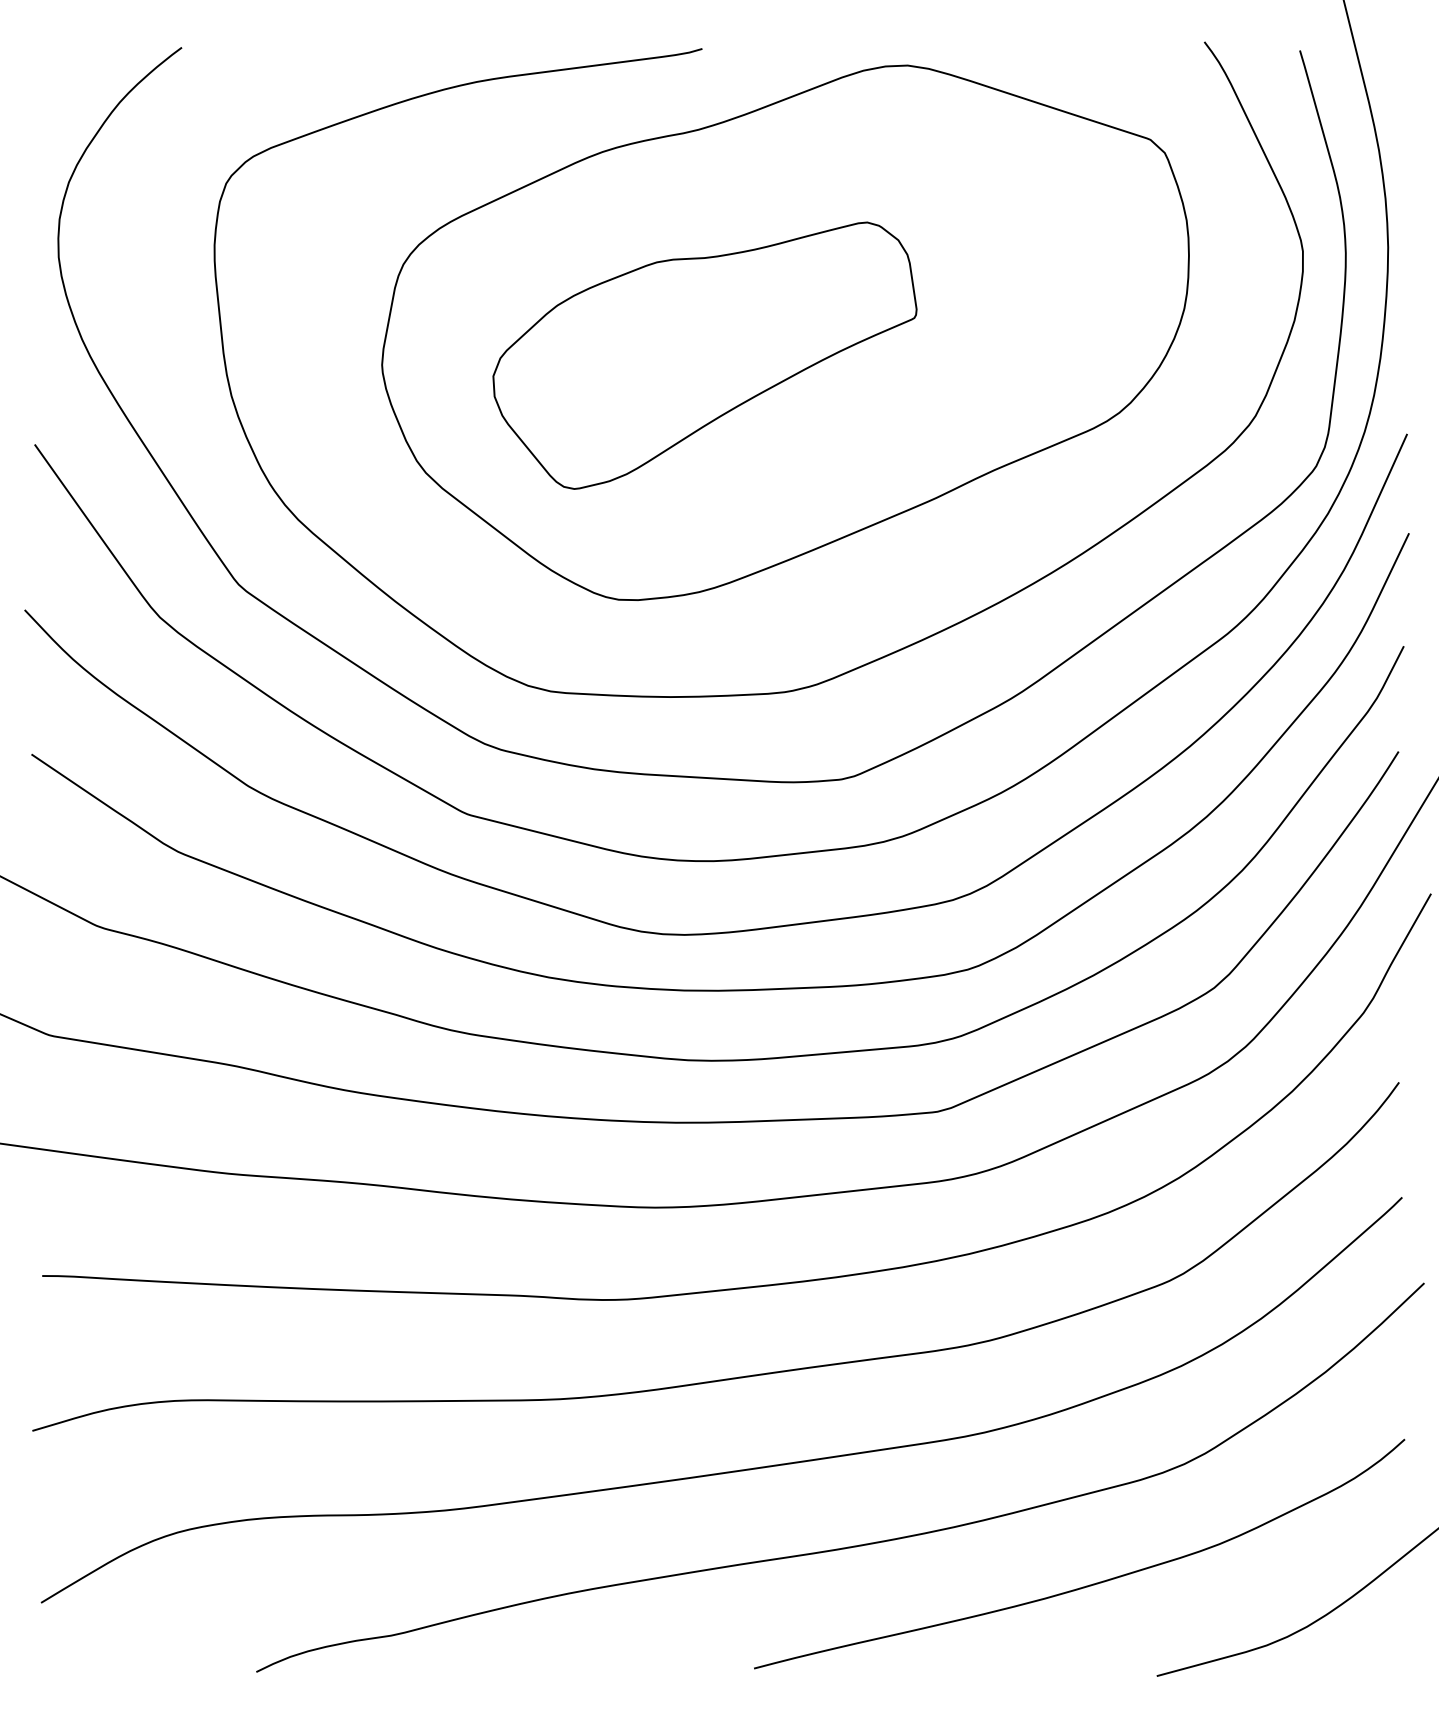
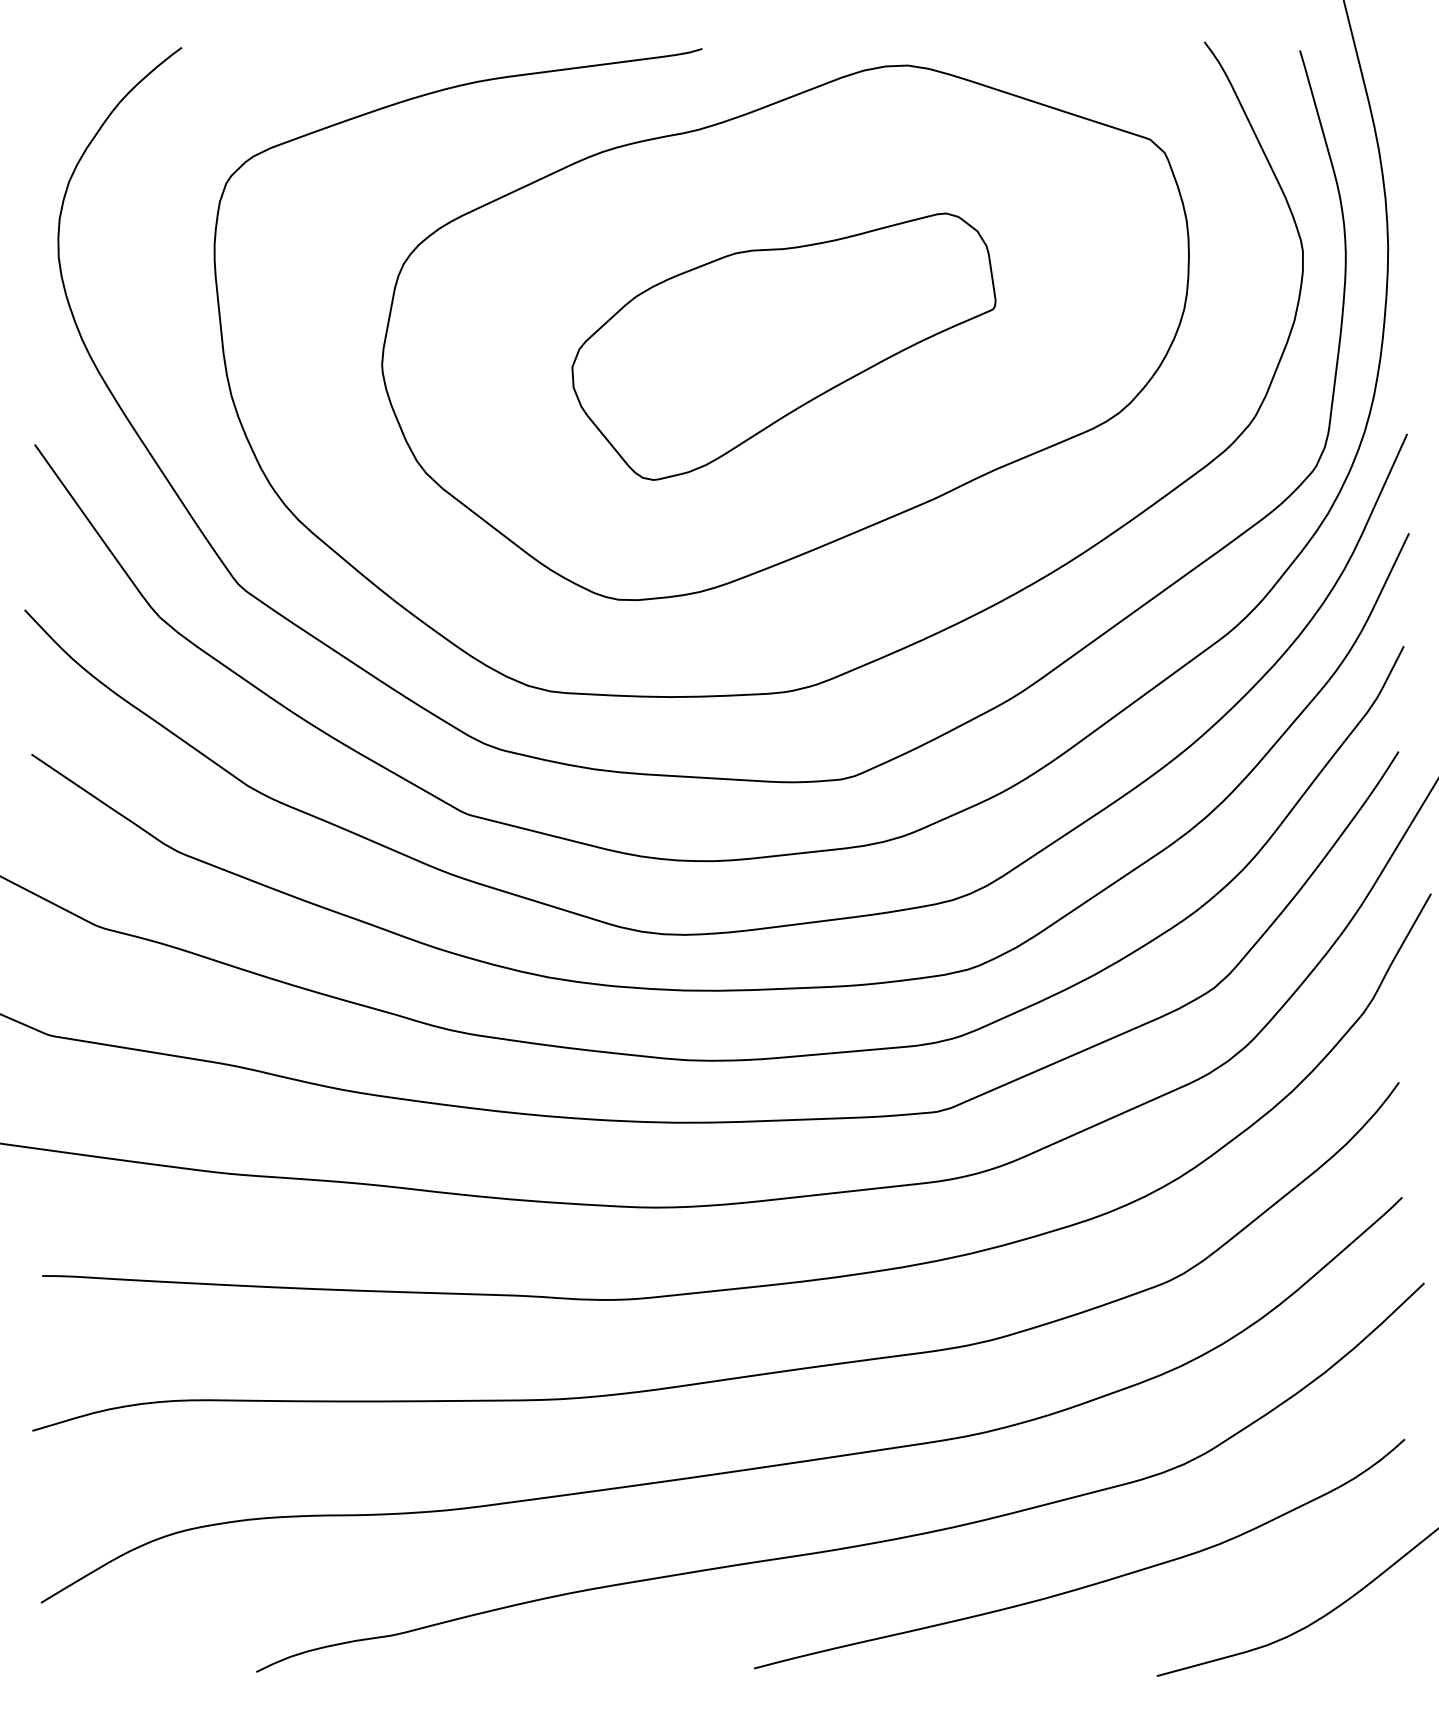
part position: (704, 355) -> (783, 346) (783, 346)
